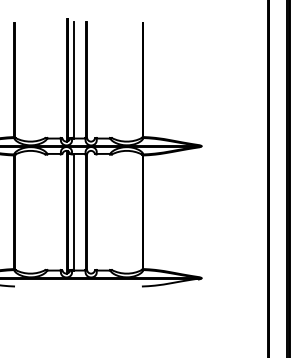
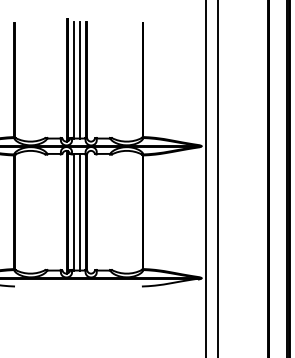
line: none -> present (79, 79)
line: none -> present (206, 178)
line: none -> present (217, 178)
line: none -> present (79, 211)
